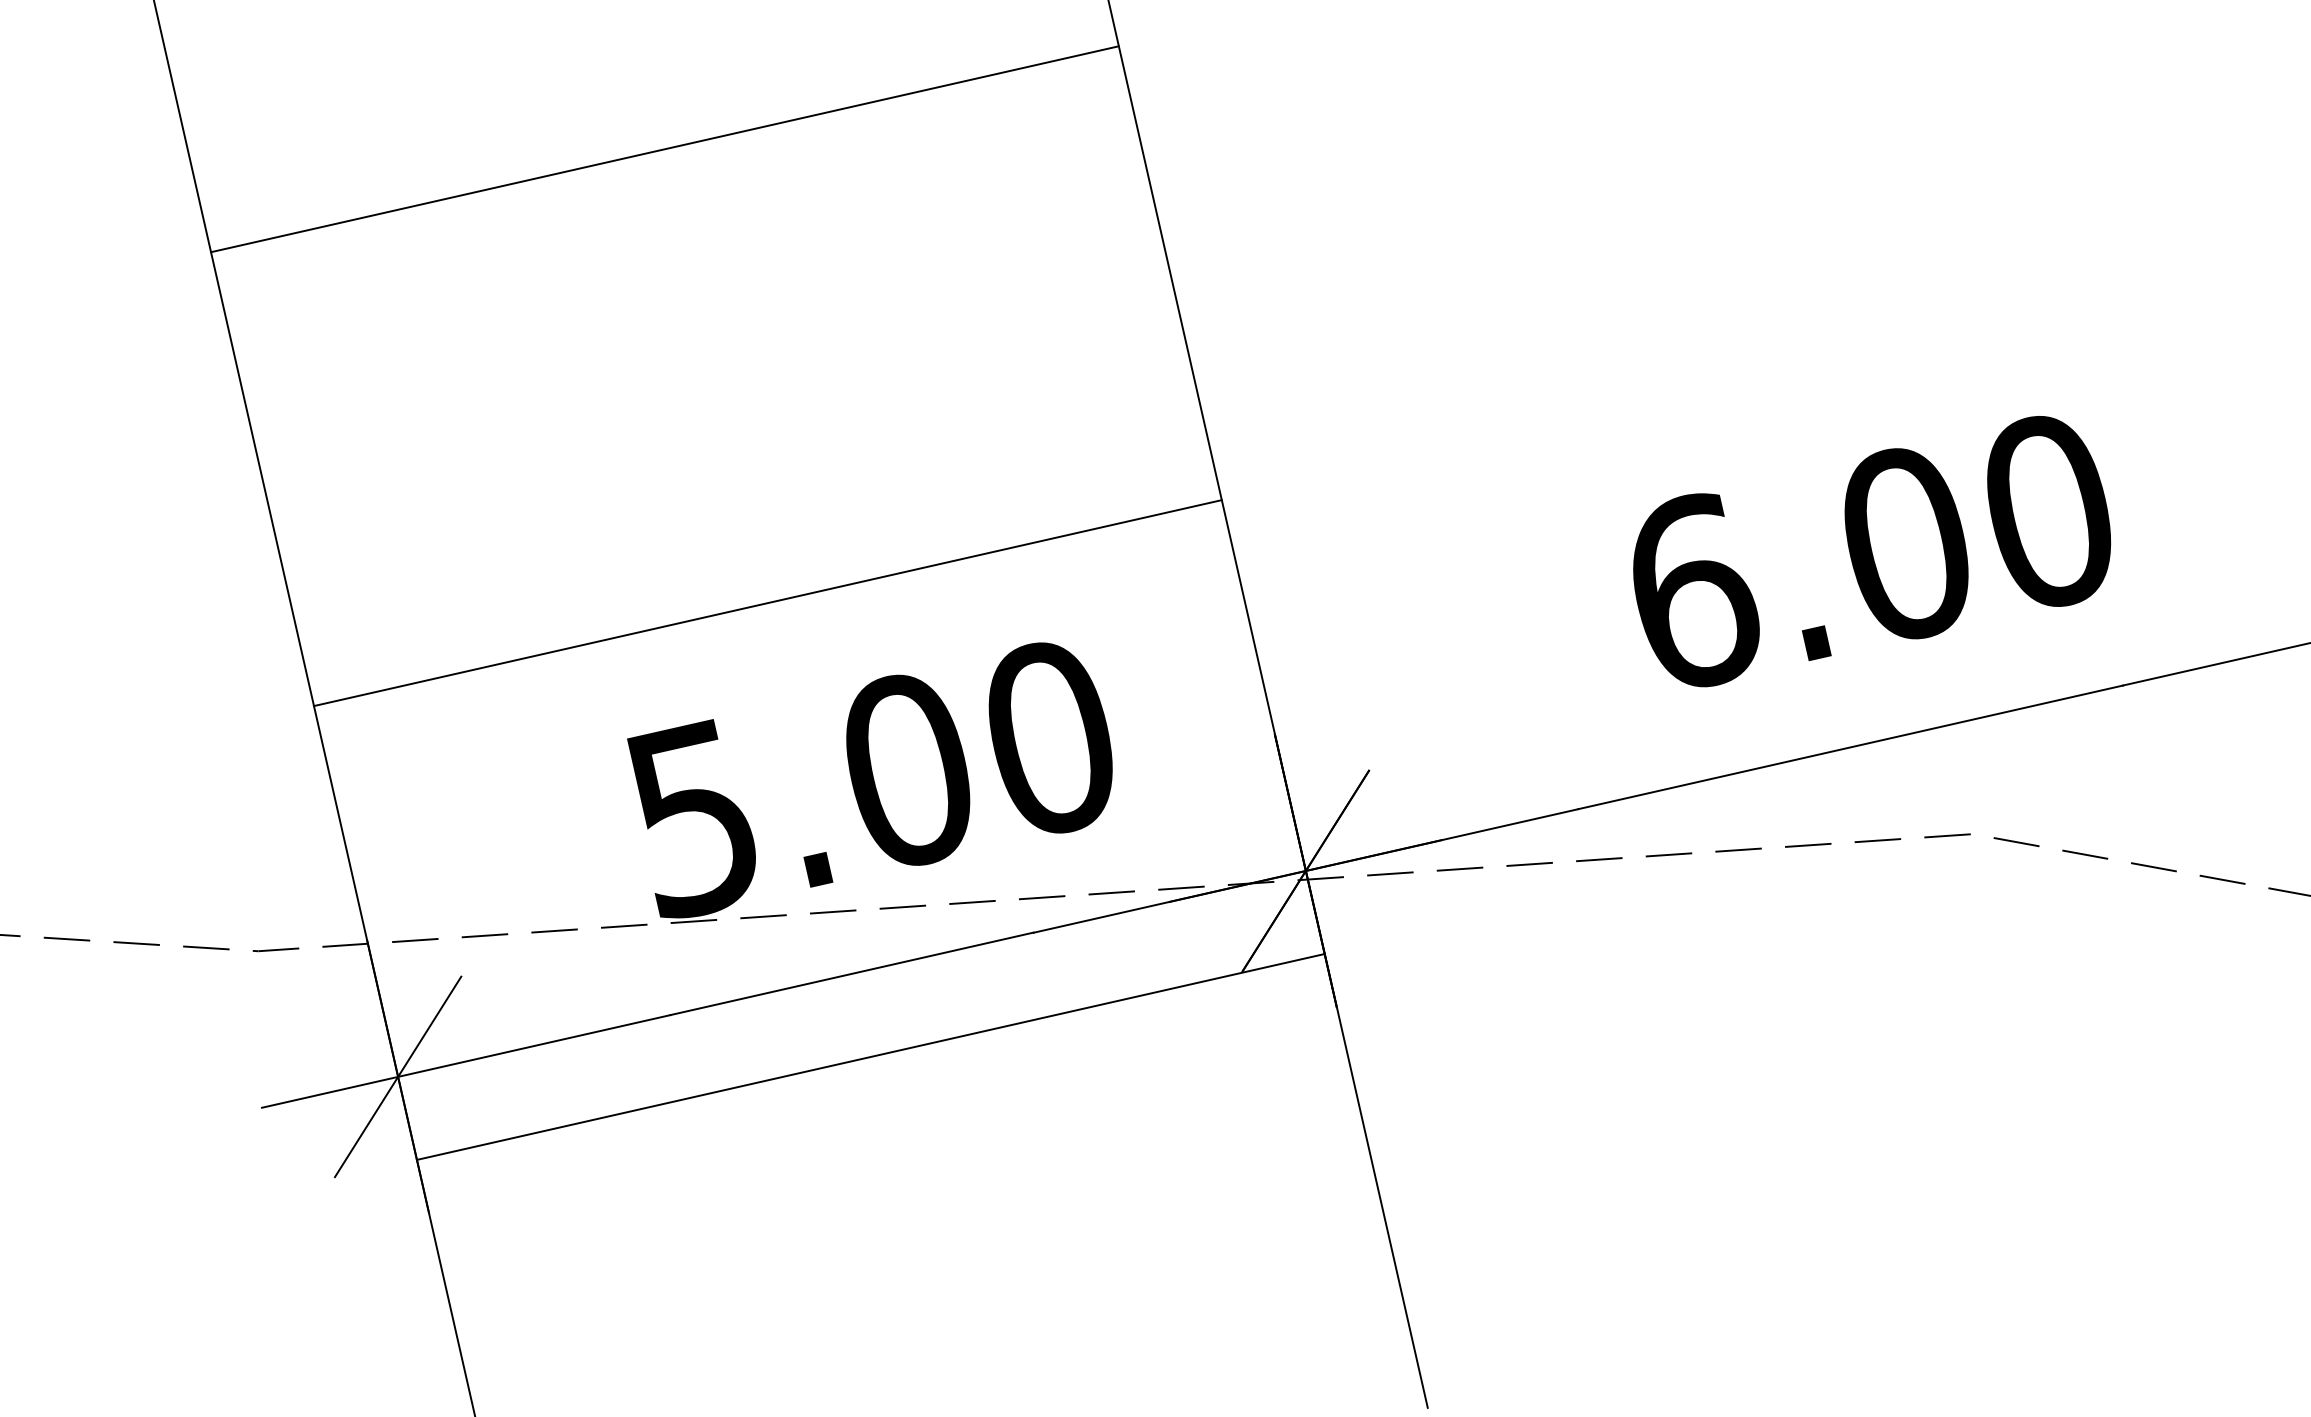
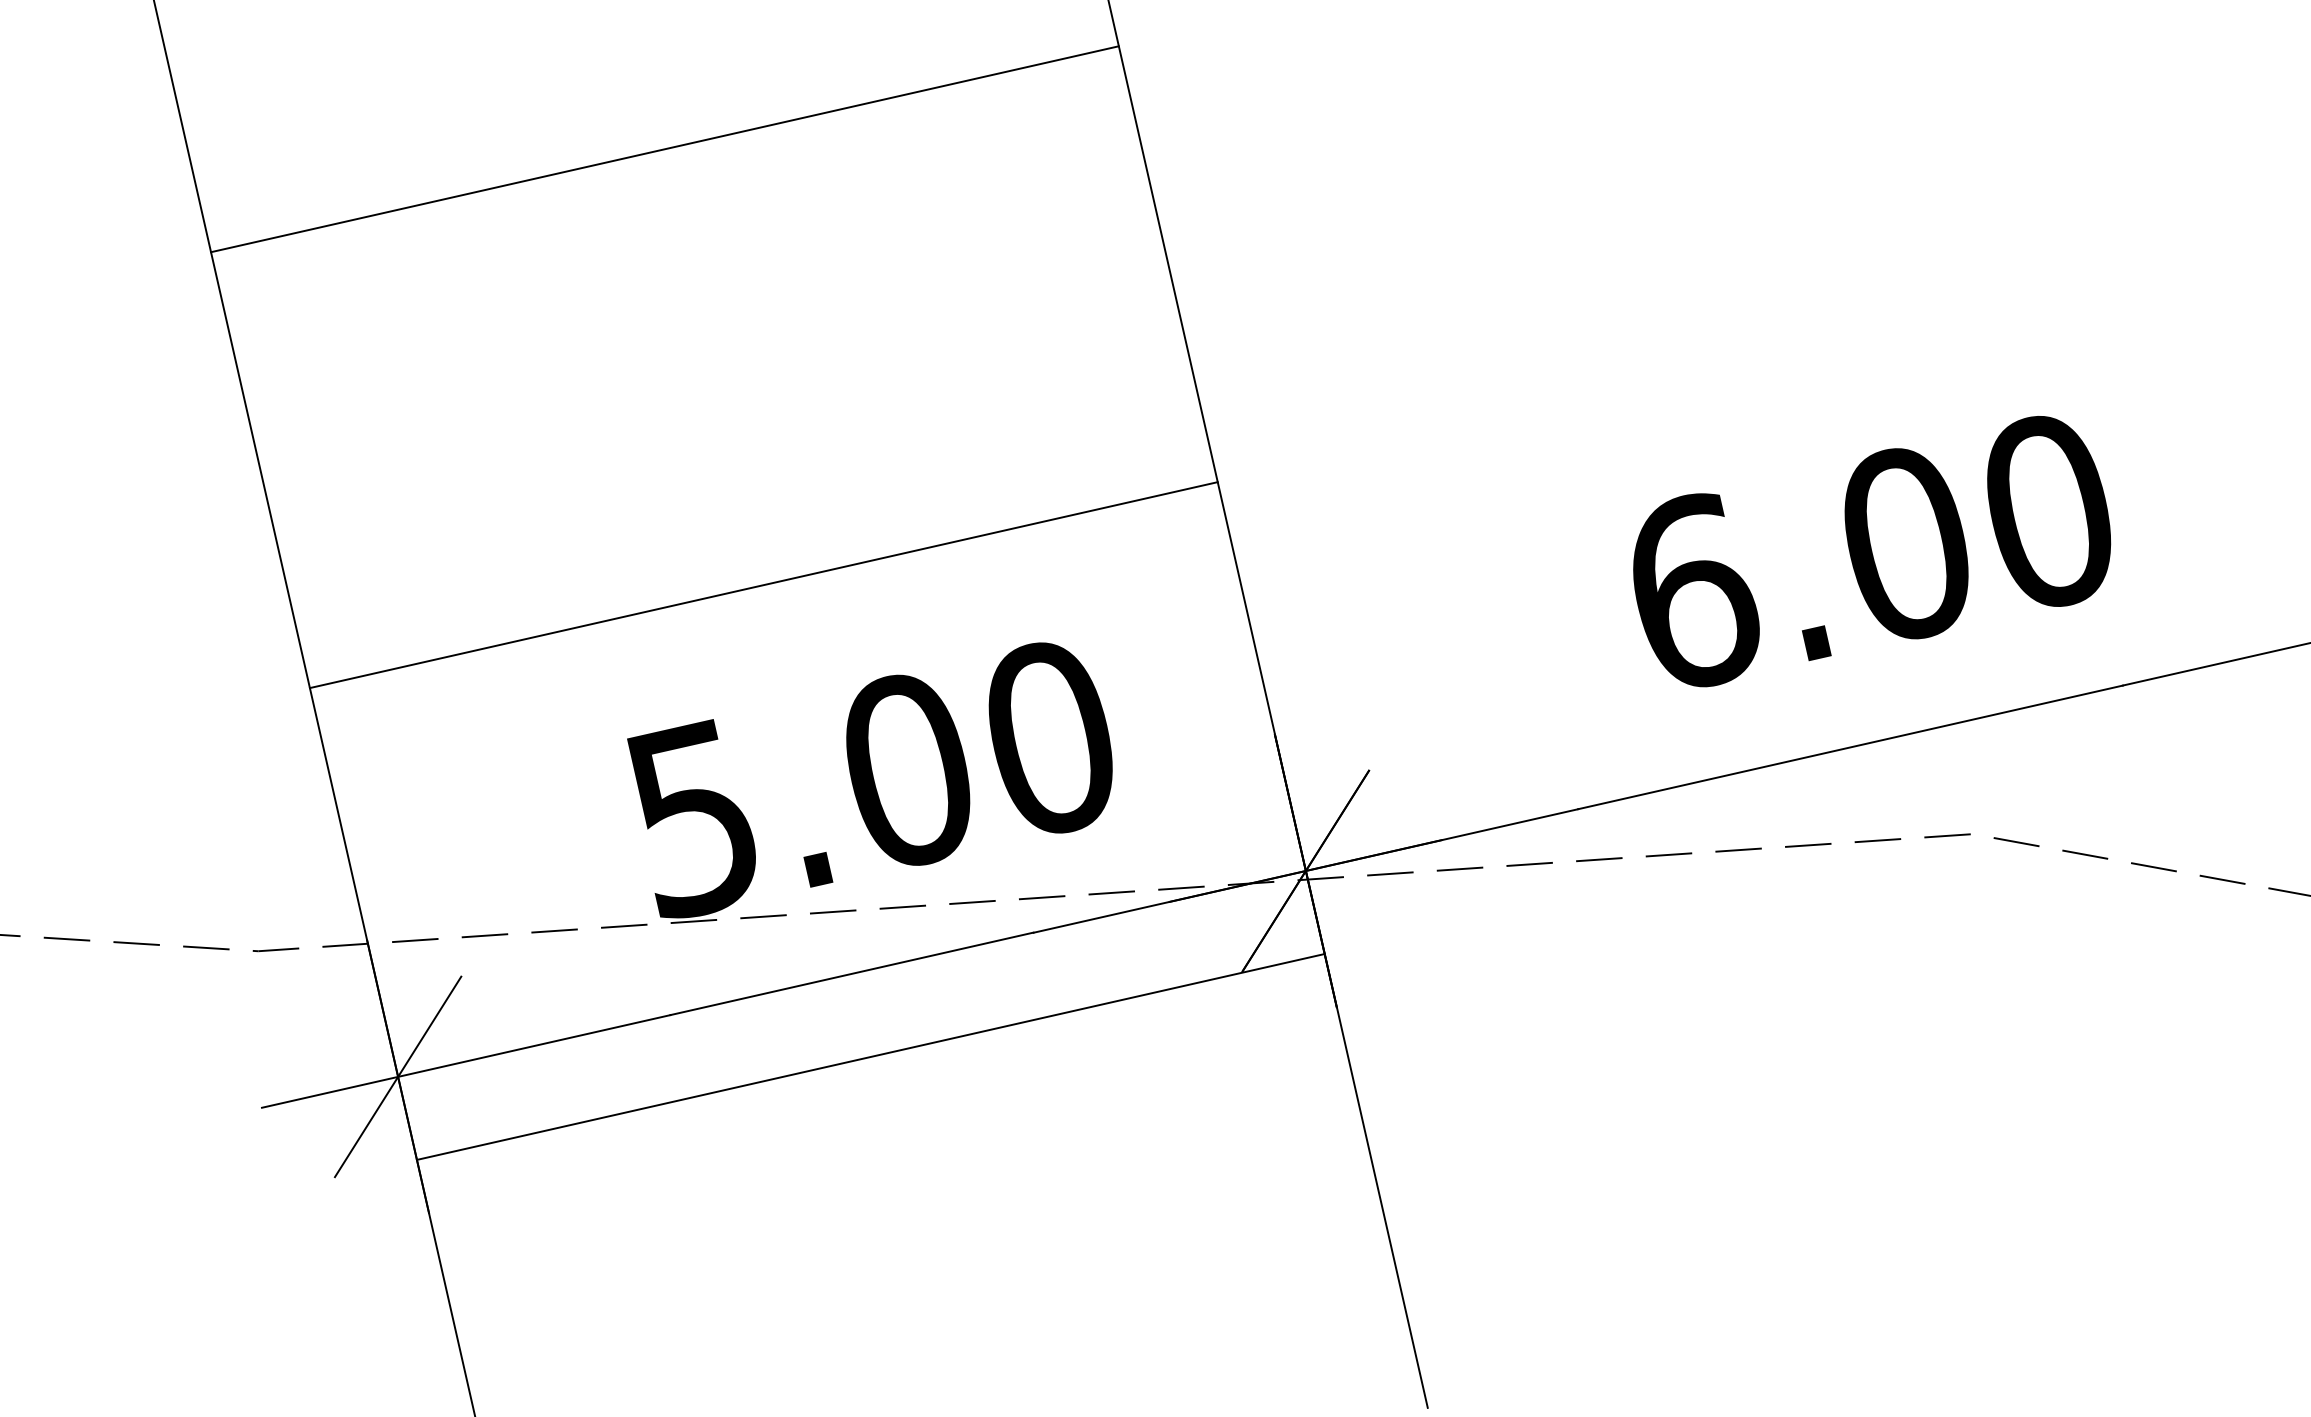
line position: (767, 603) -> (763, 585) (763, 585)
